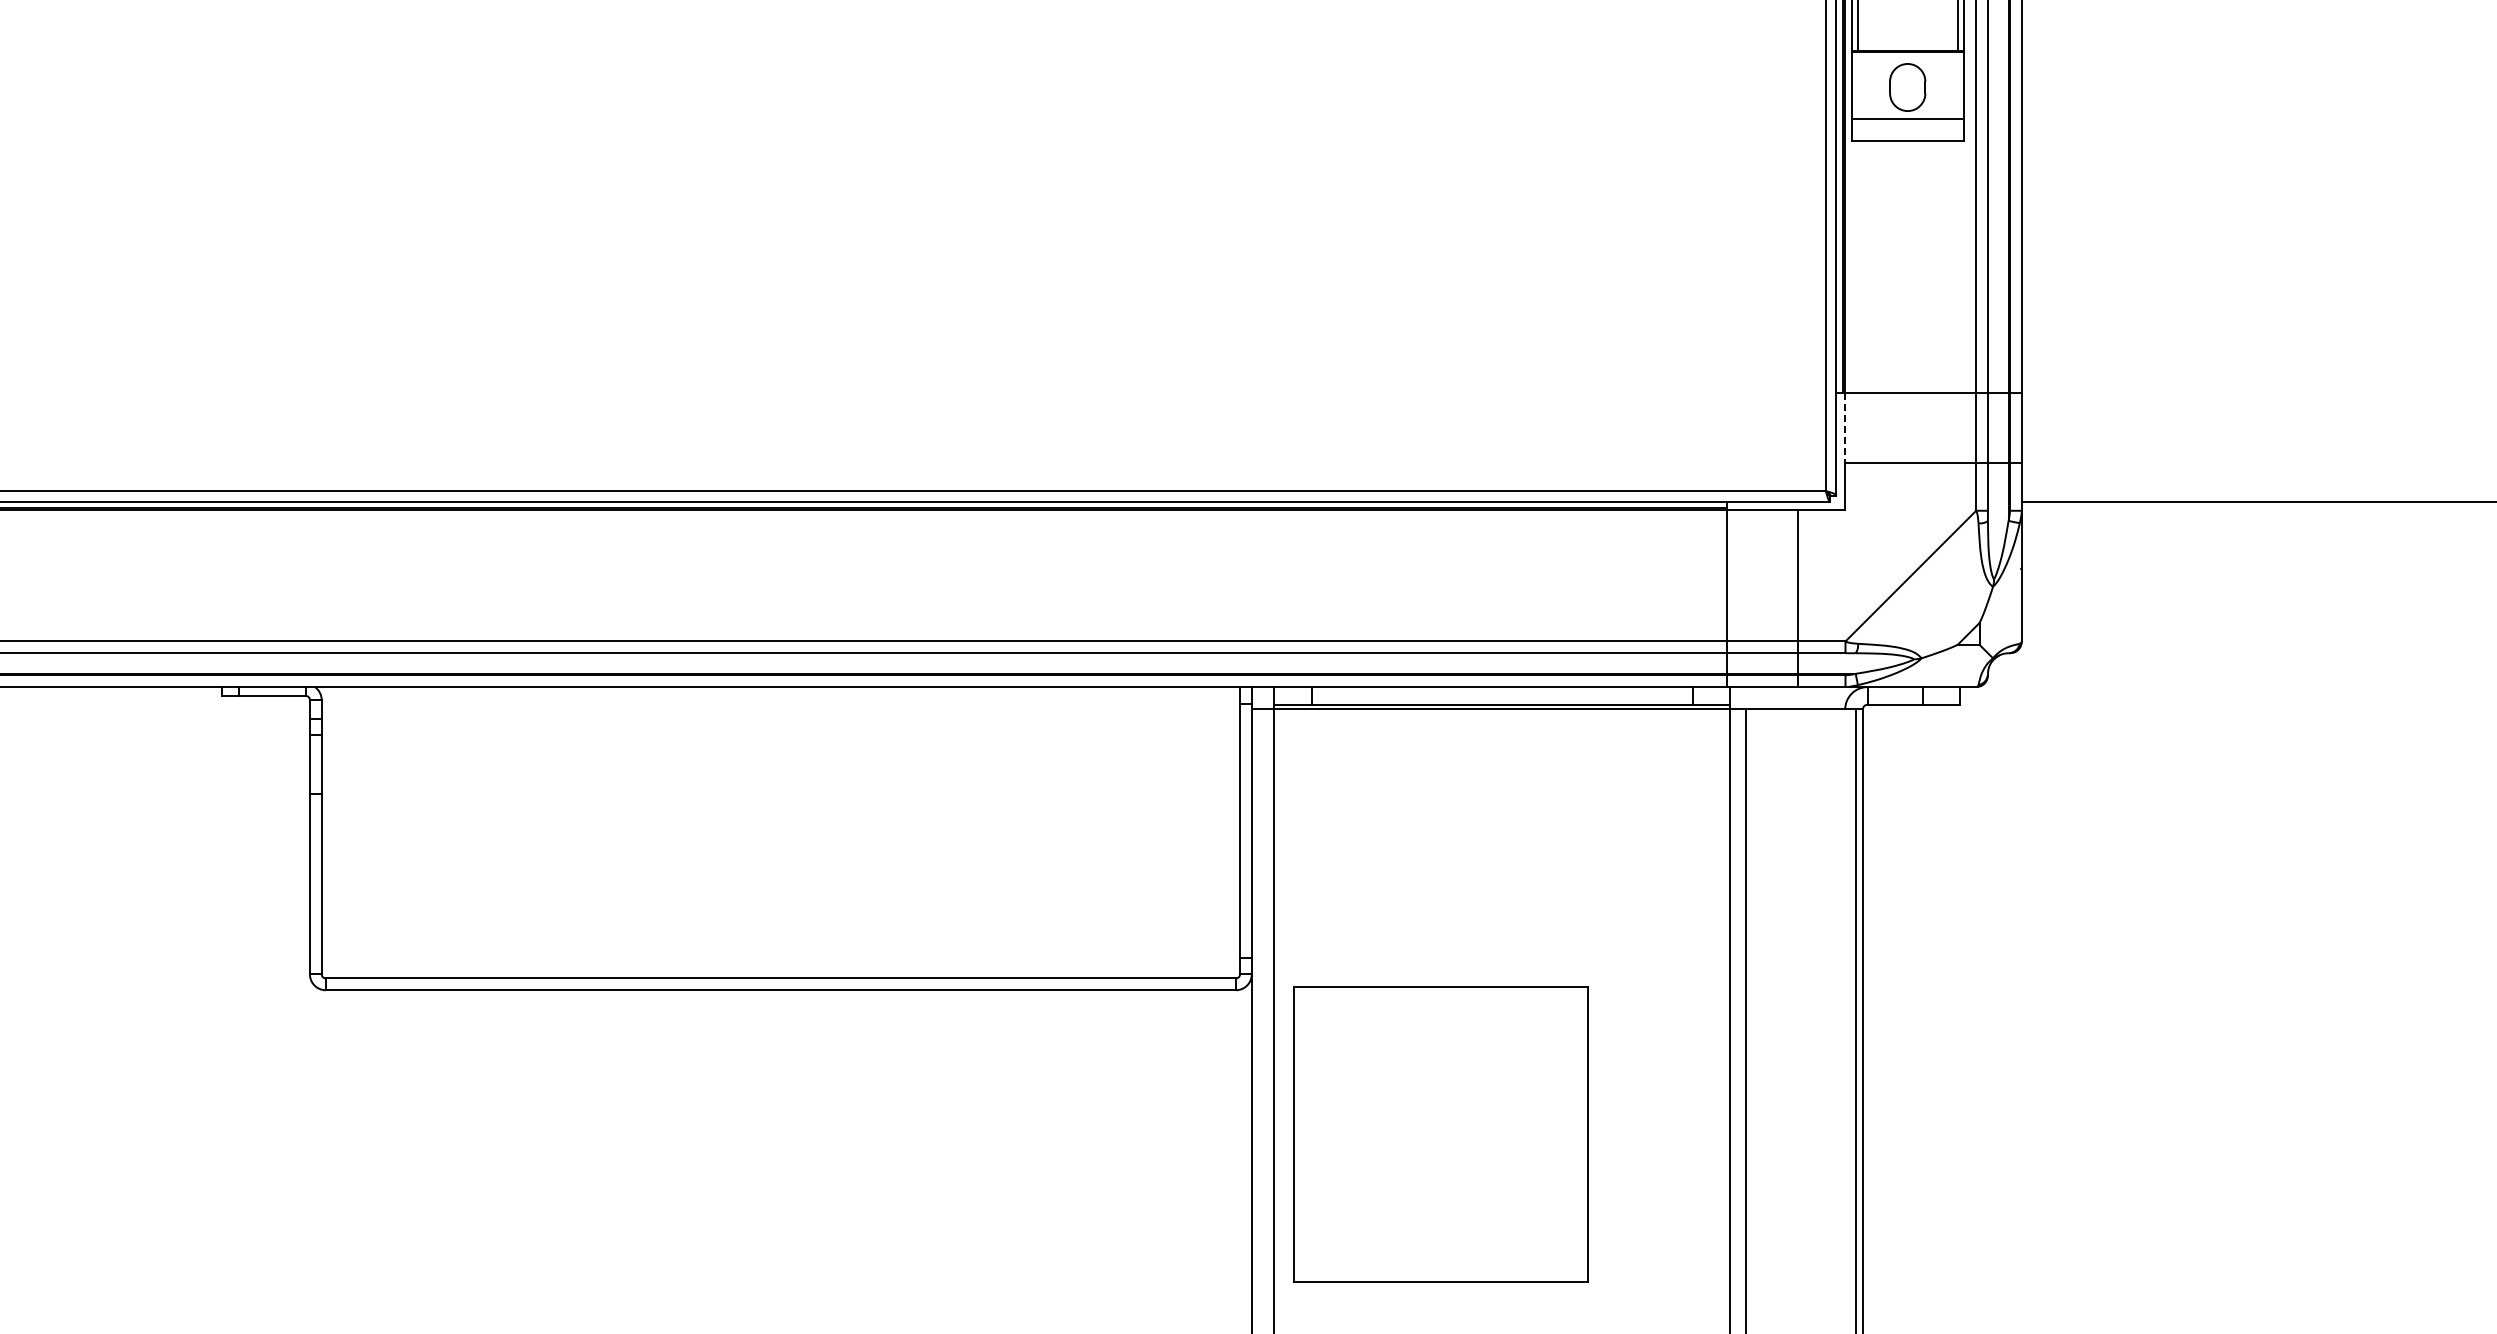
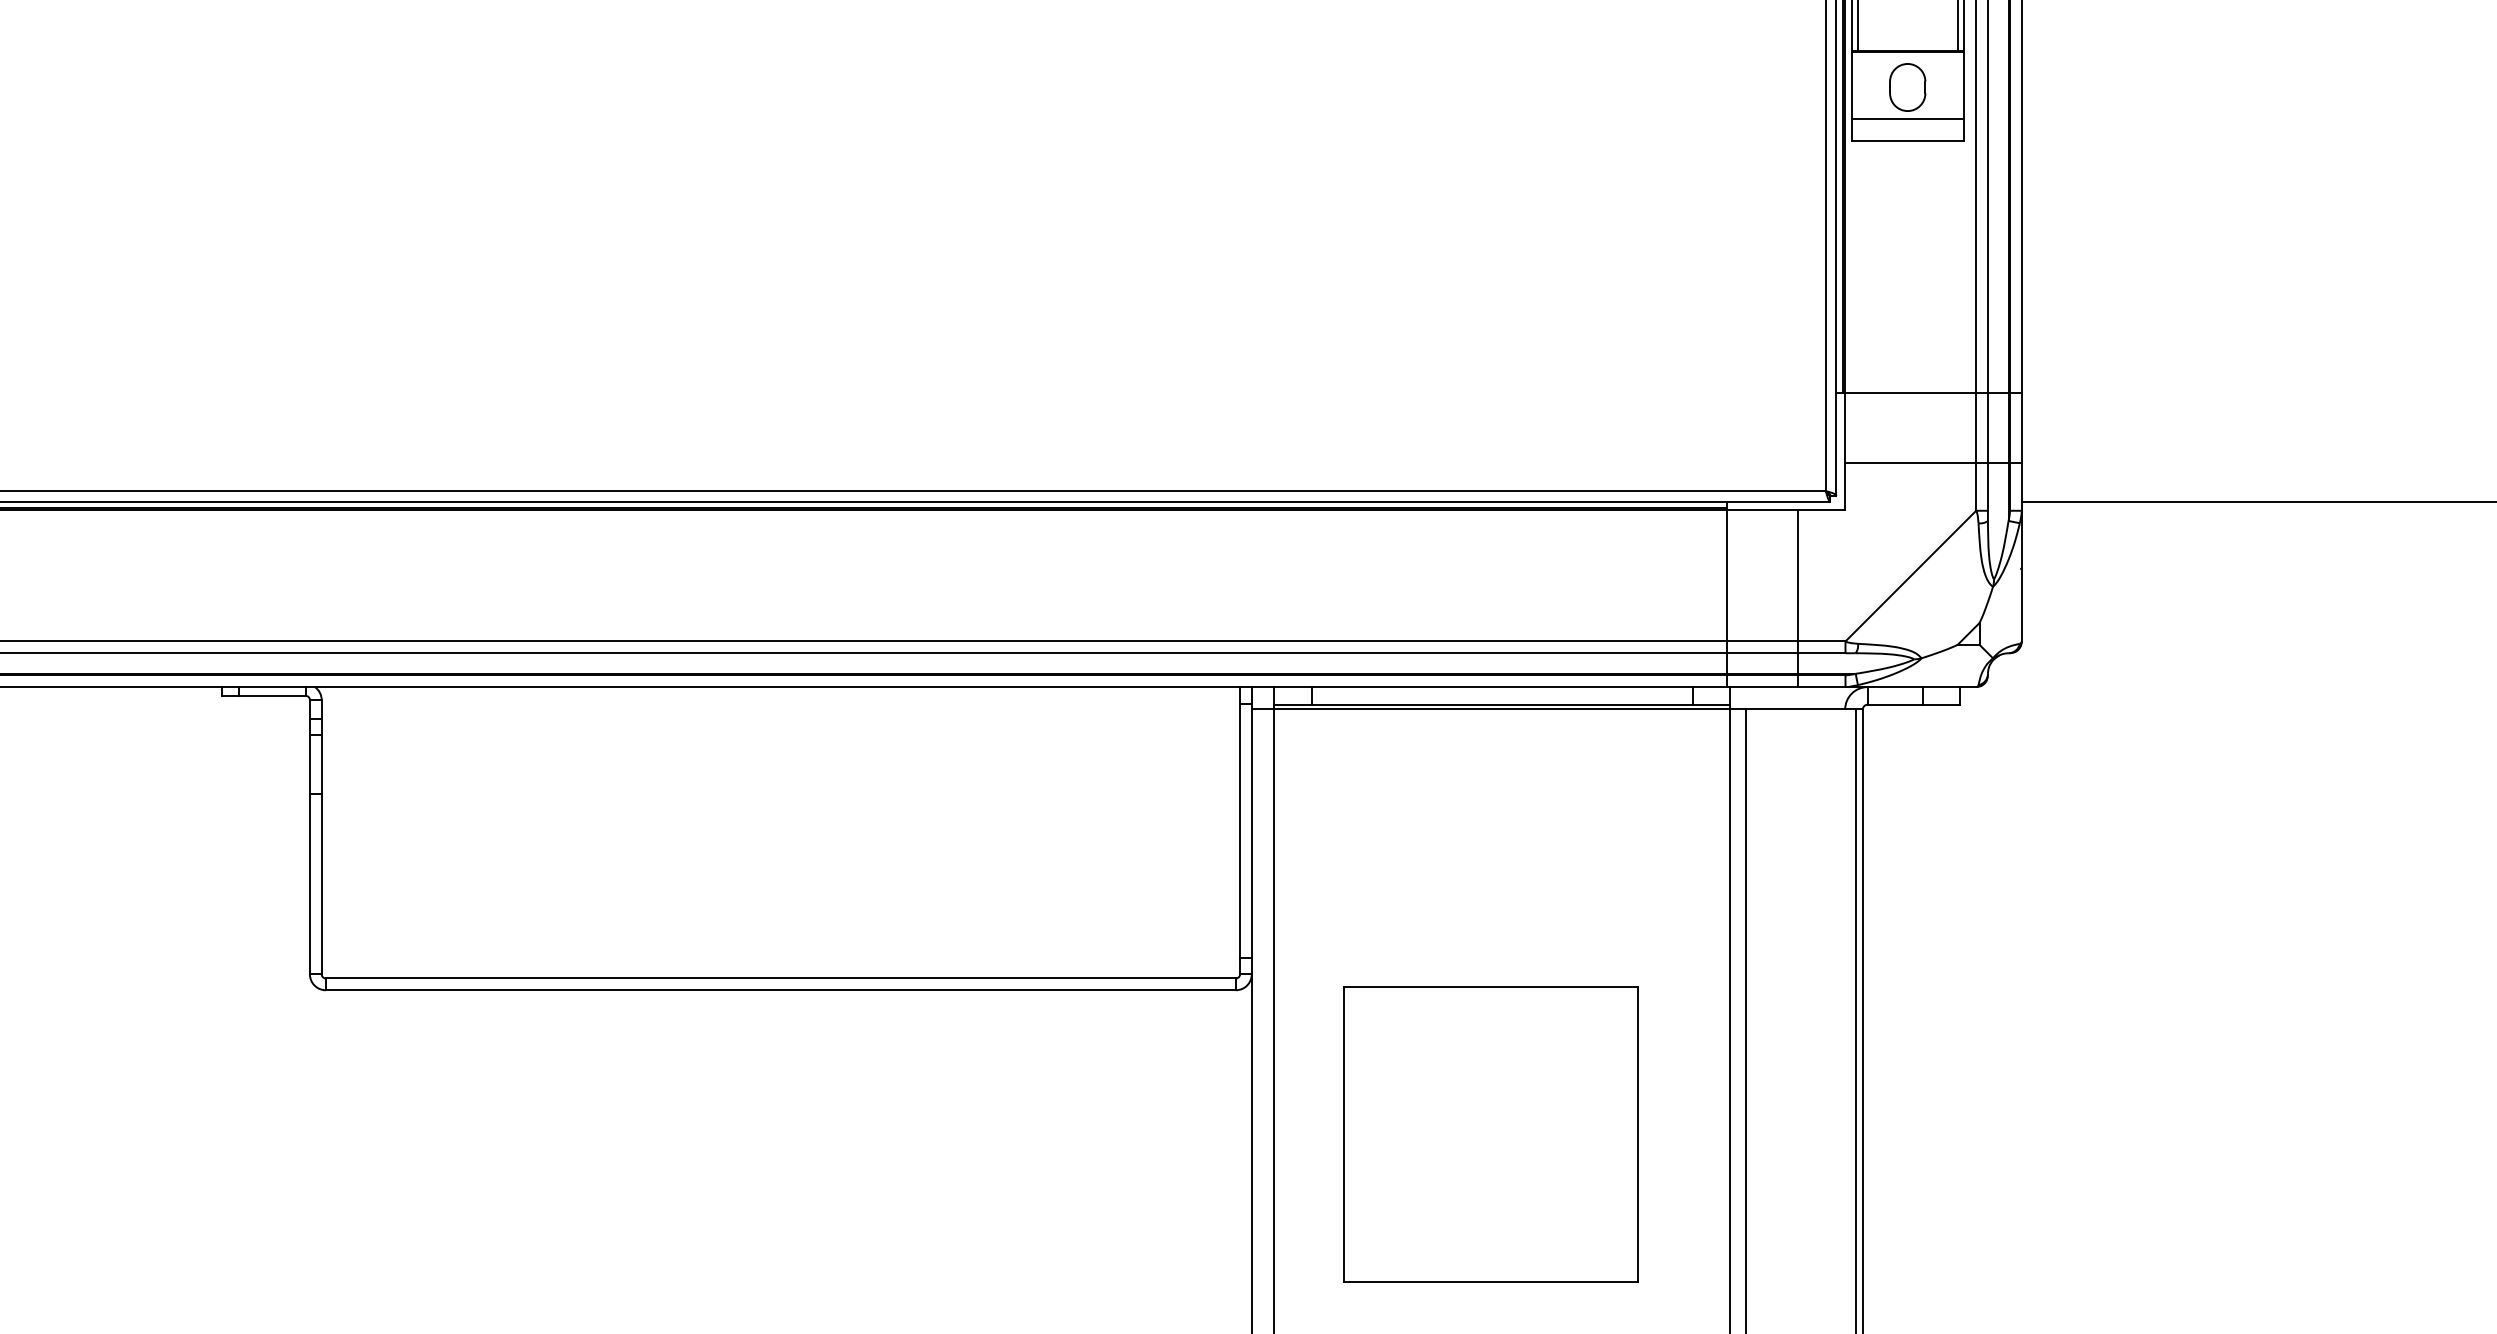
line: dashed -> solid (1845, 428)
part position: (1440, 1134) -> (1490, 1134) (1490, 1134)
